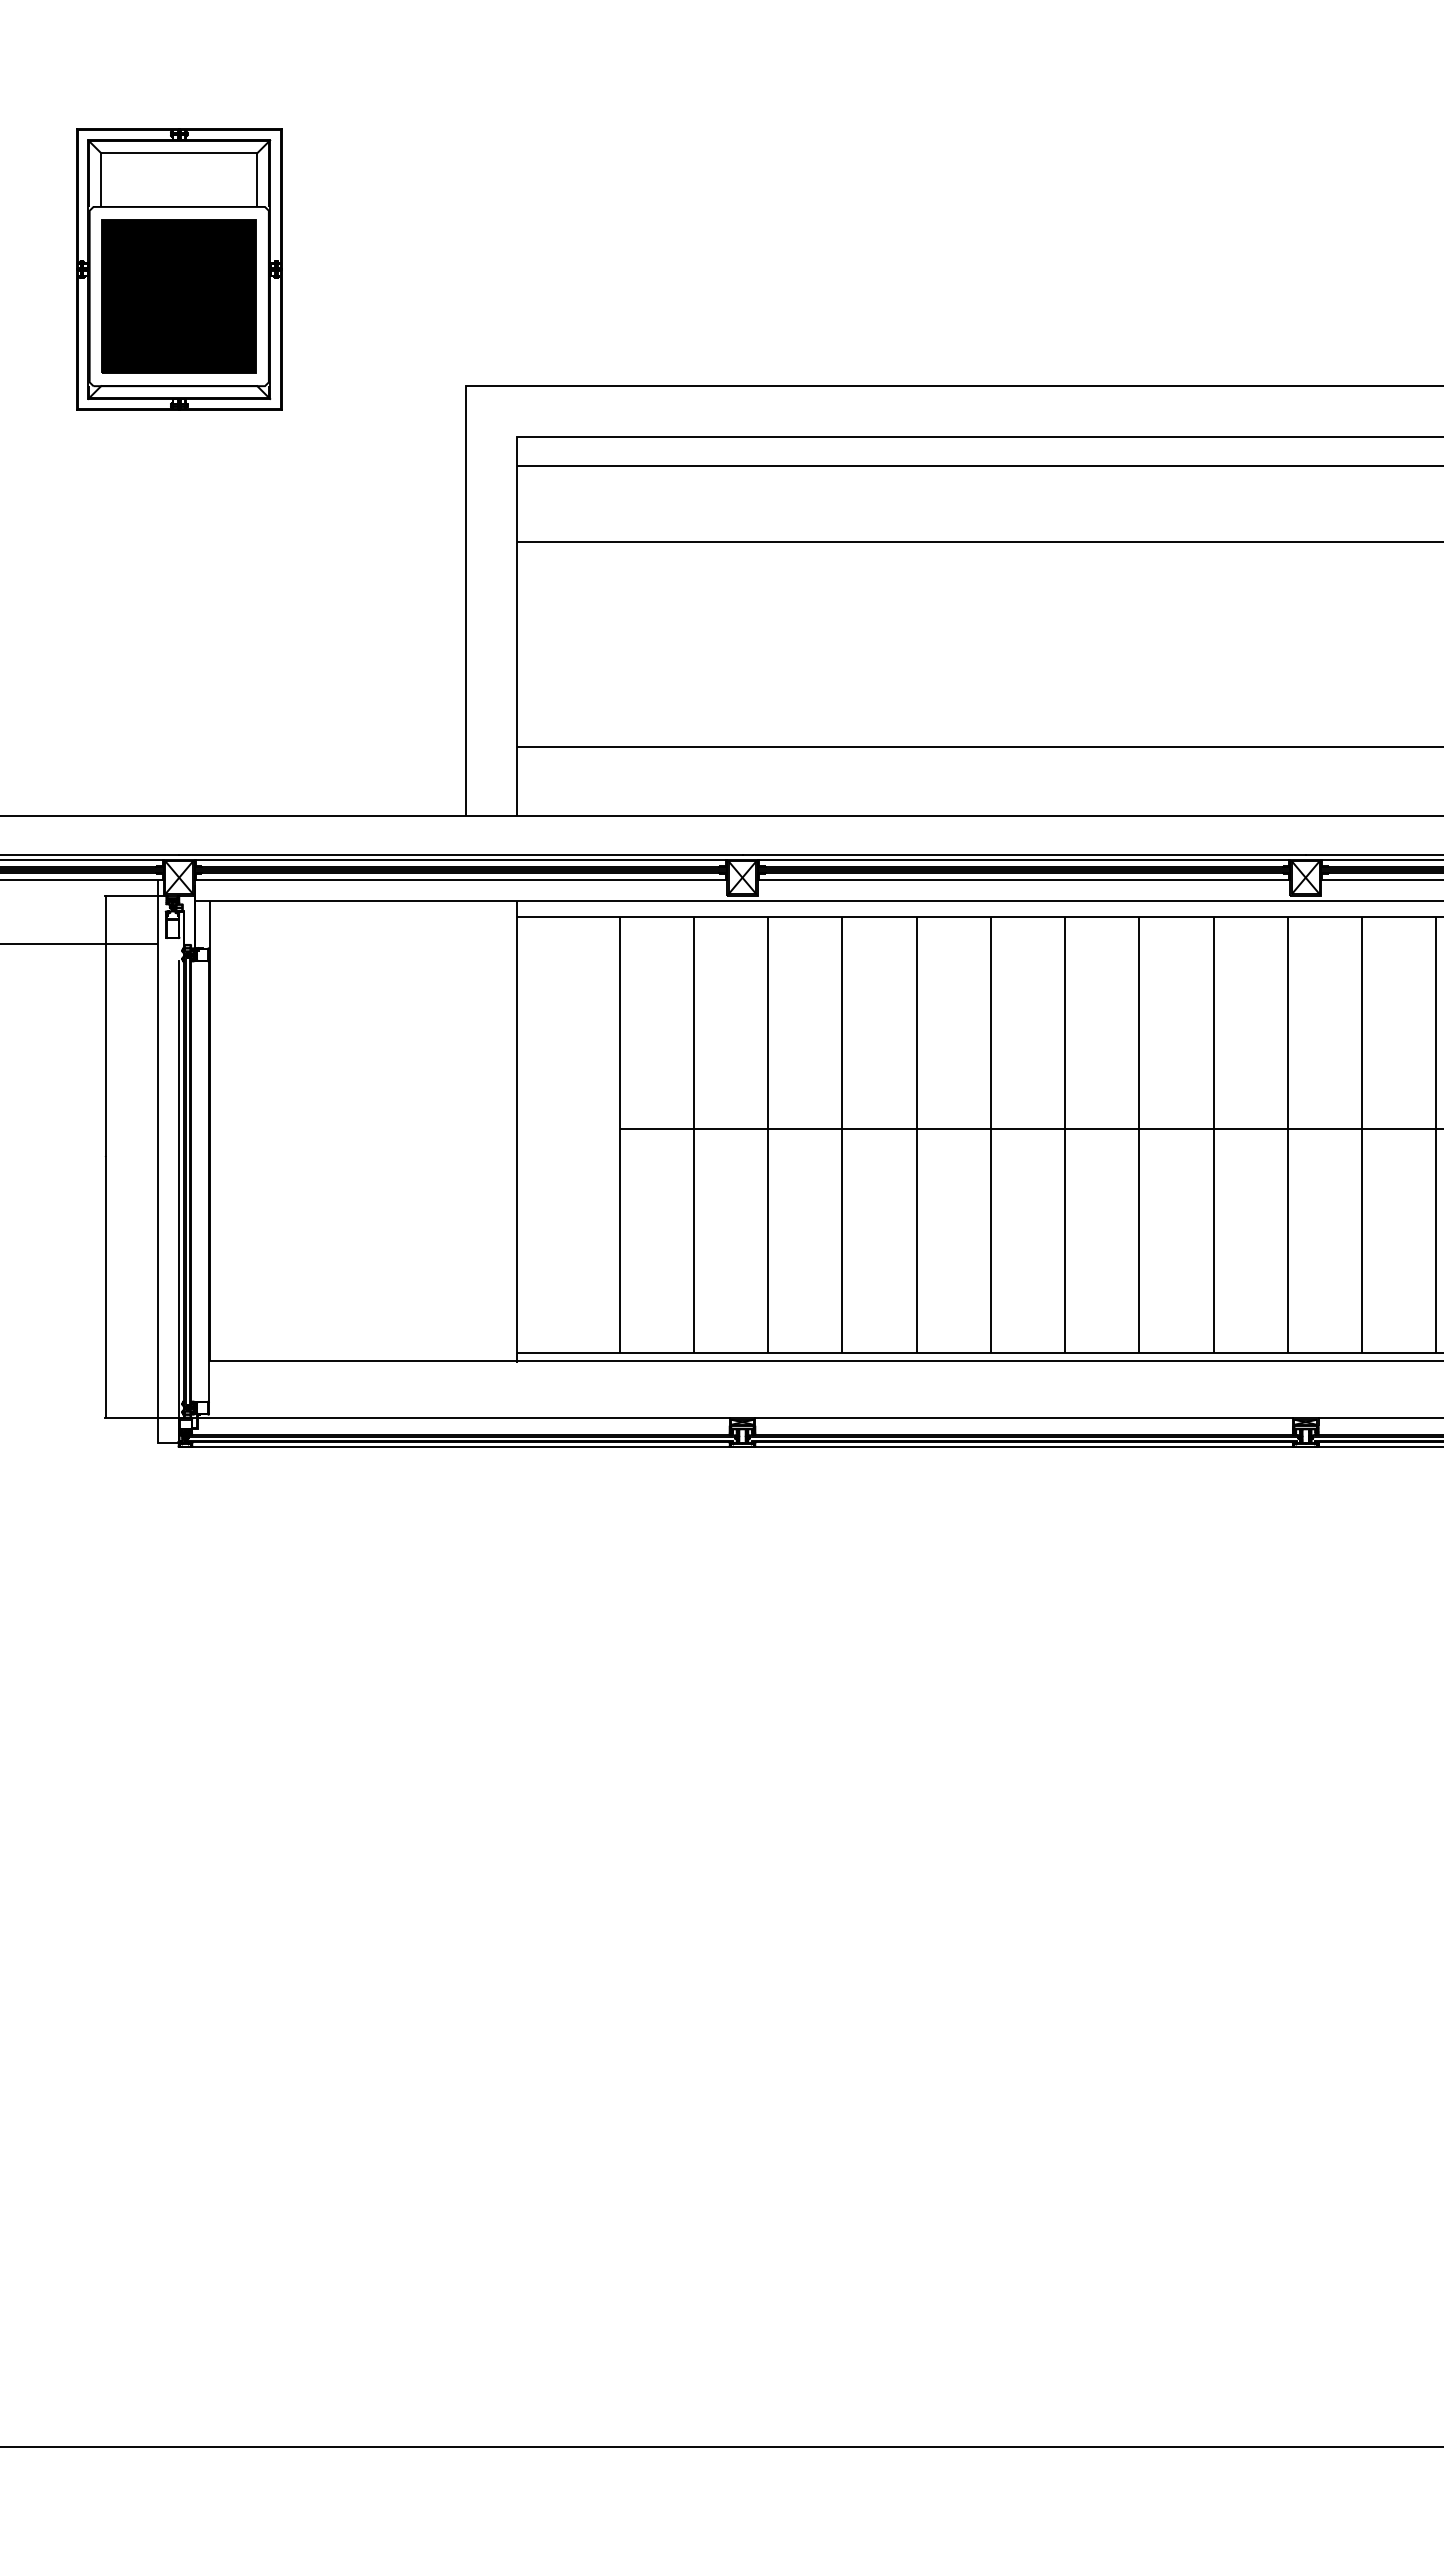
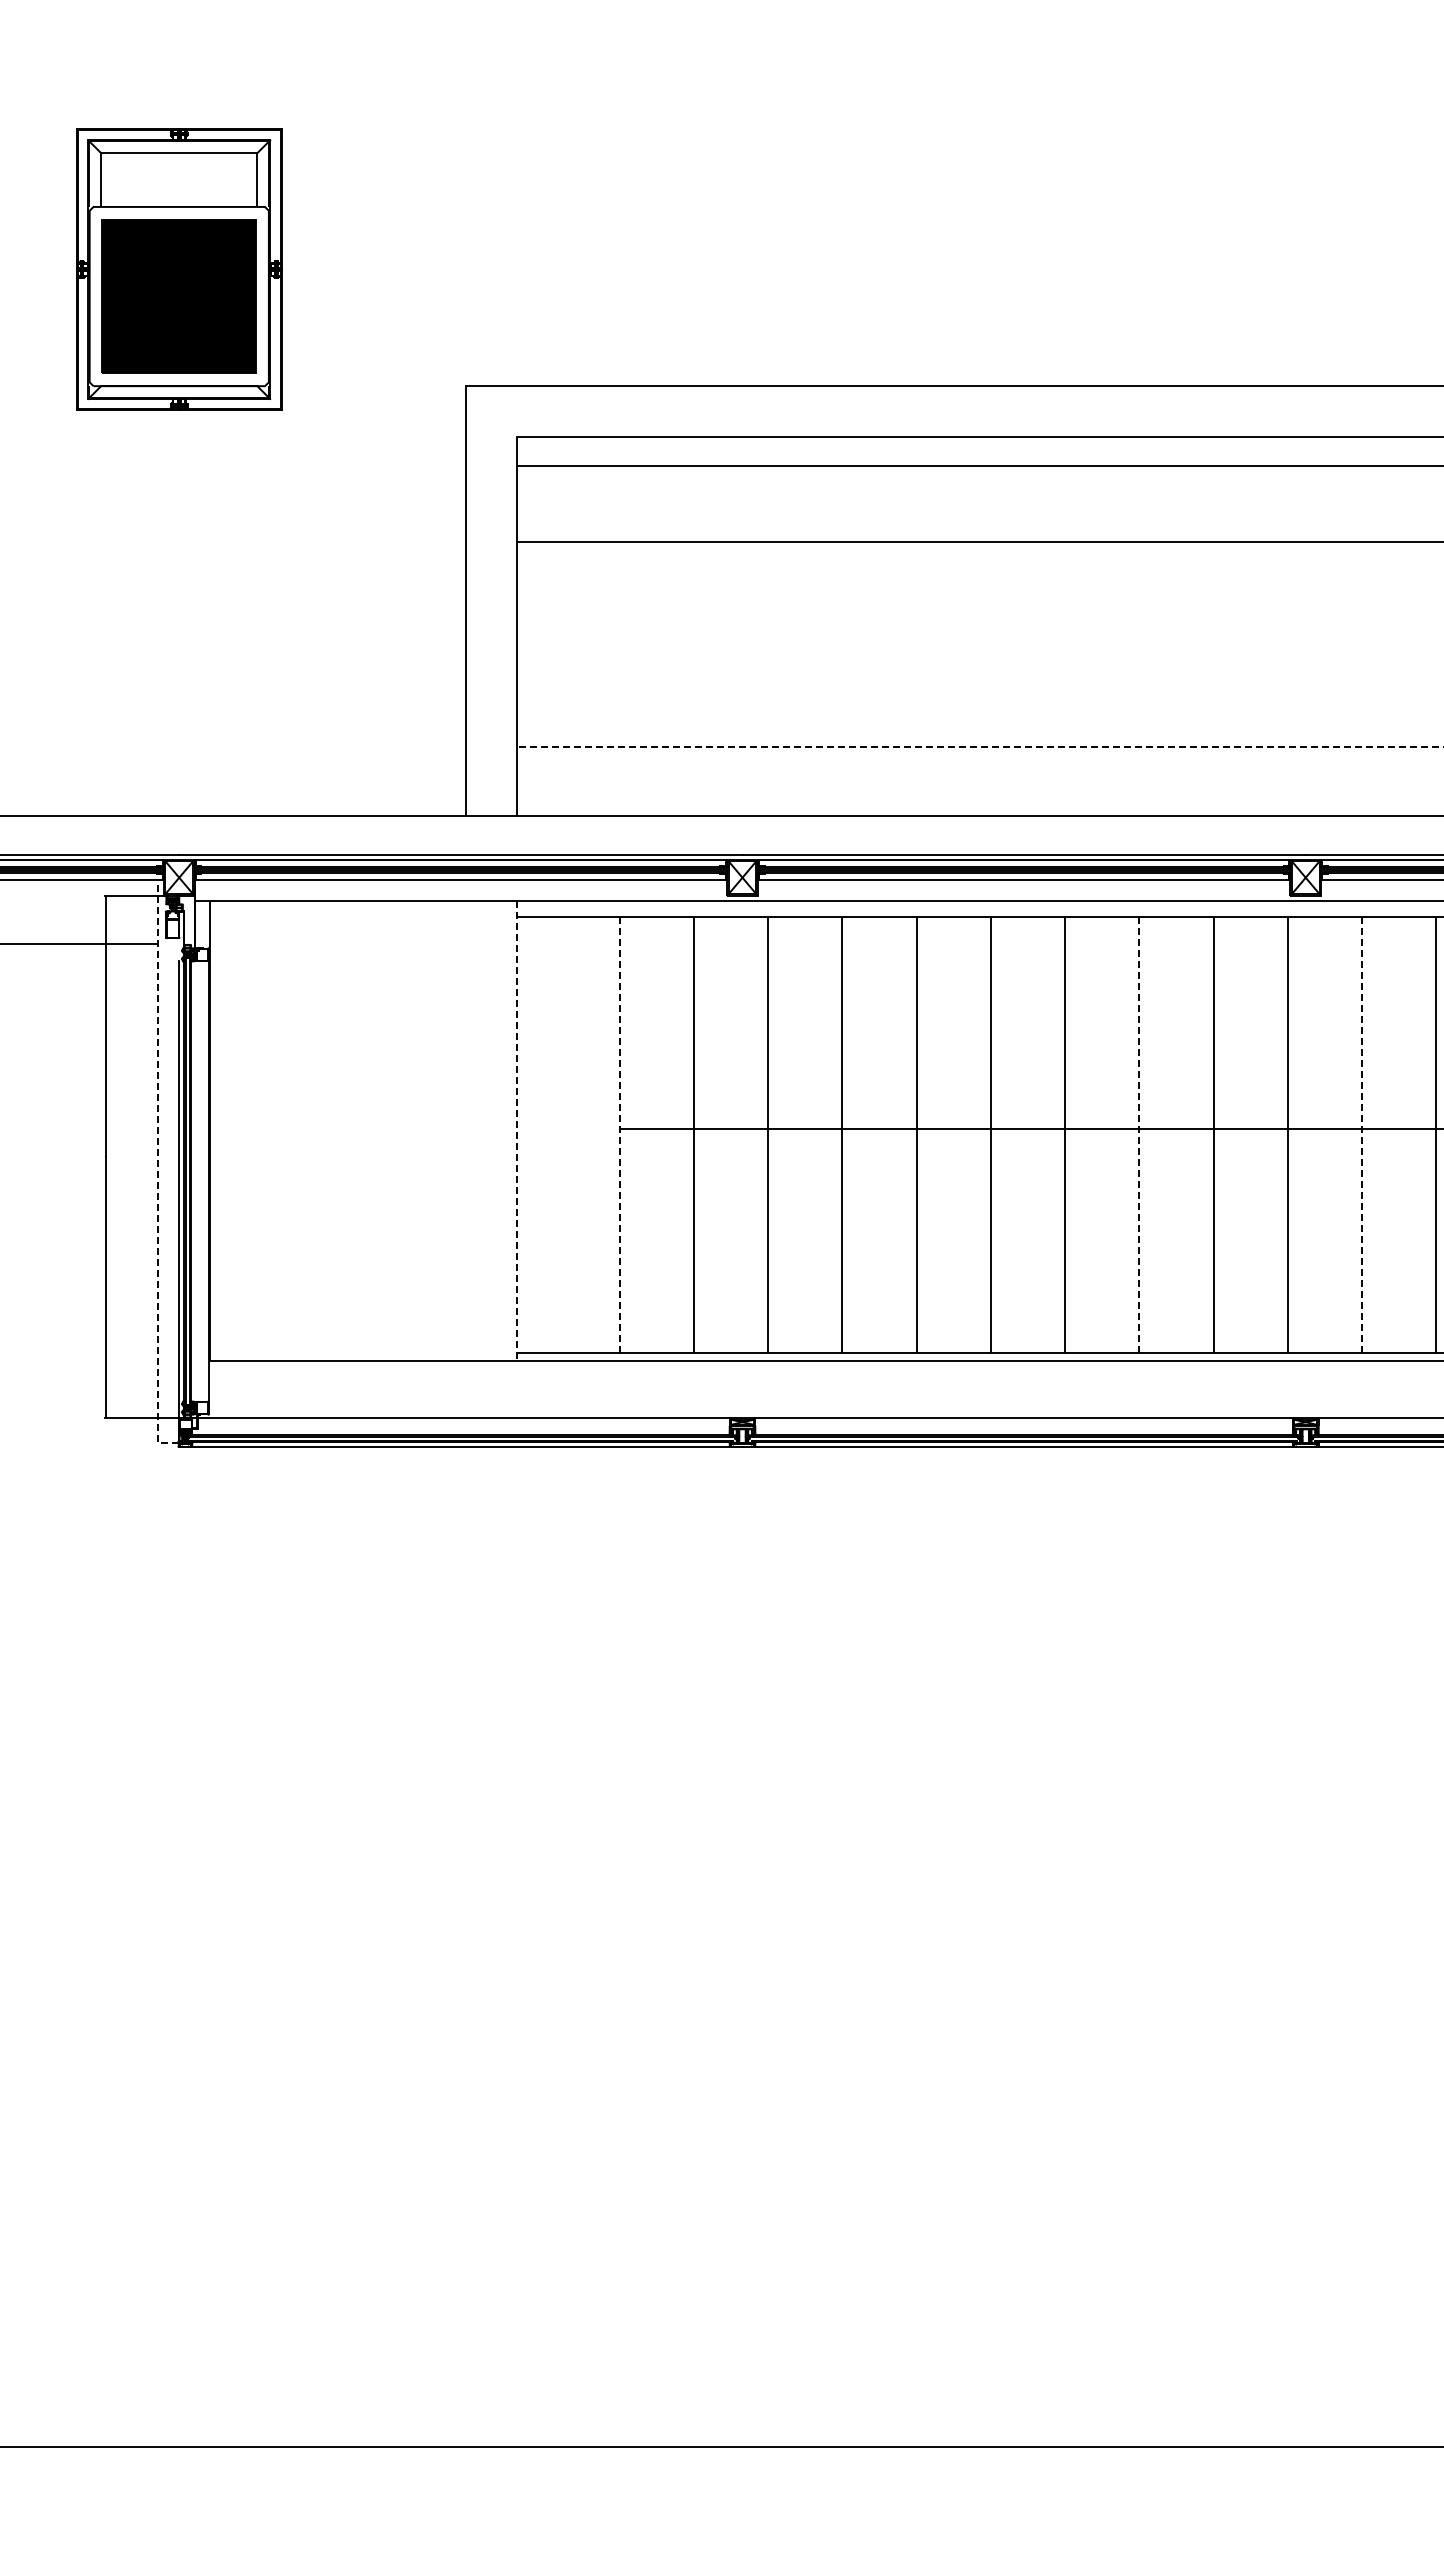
line: solid -> dashed (979, 747)
line: solid -> dashed (517, 1132)
line: solid -> dashed (619, 1135)
line: solid -> dashed (1139, 1135)
line: solid -> dashed (1362, 1135)
line: solid -> dashed (157, 1172)
